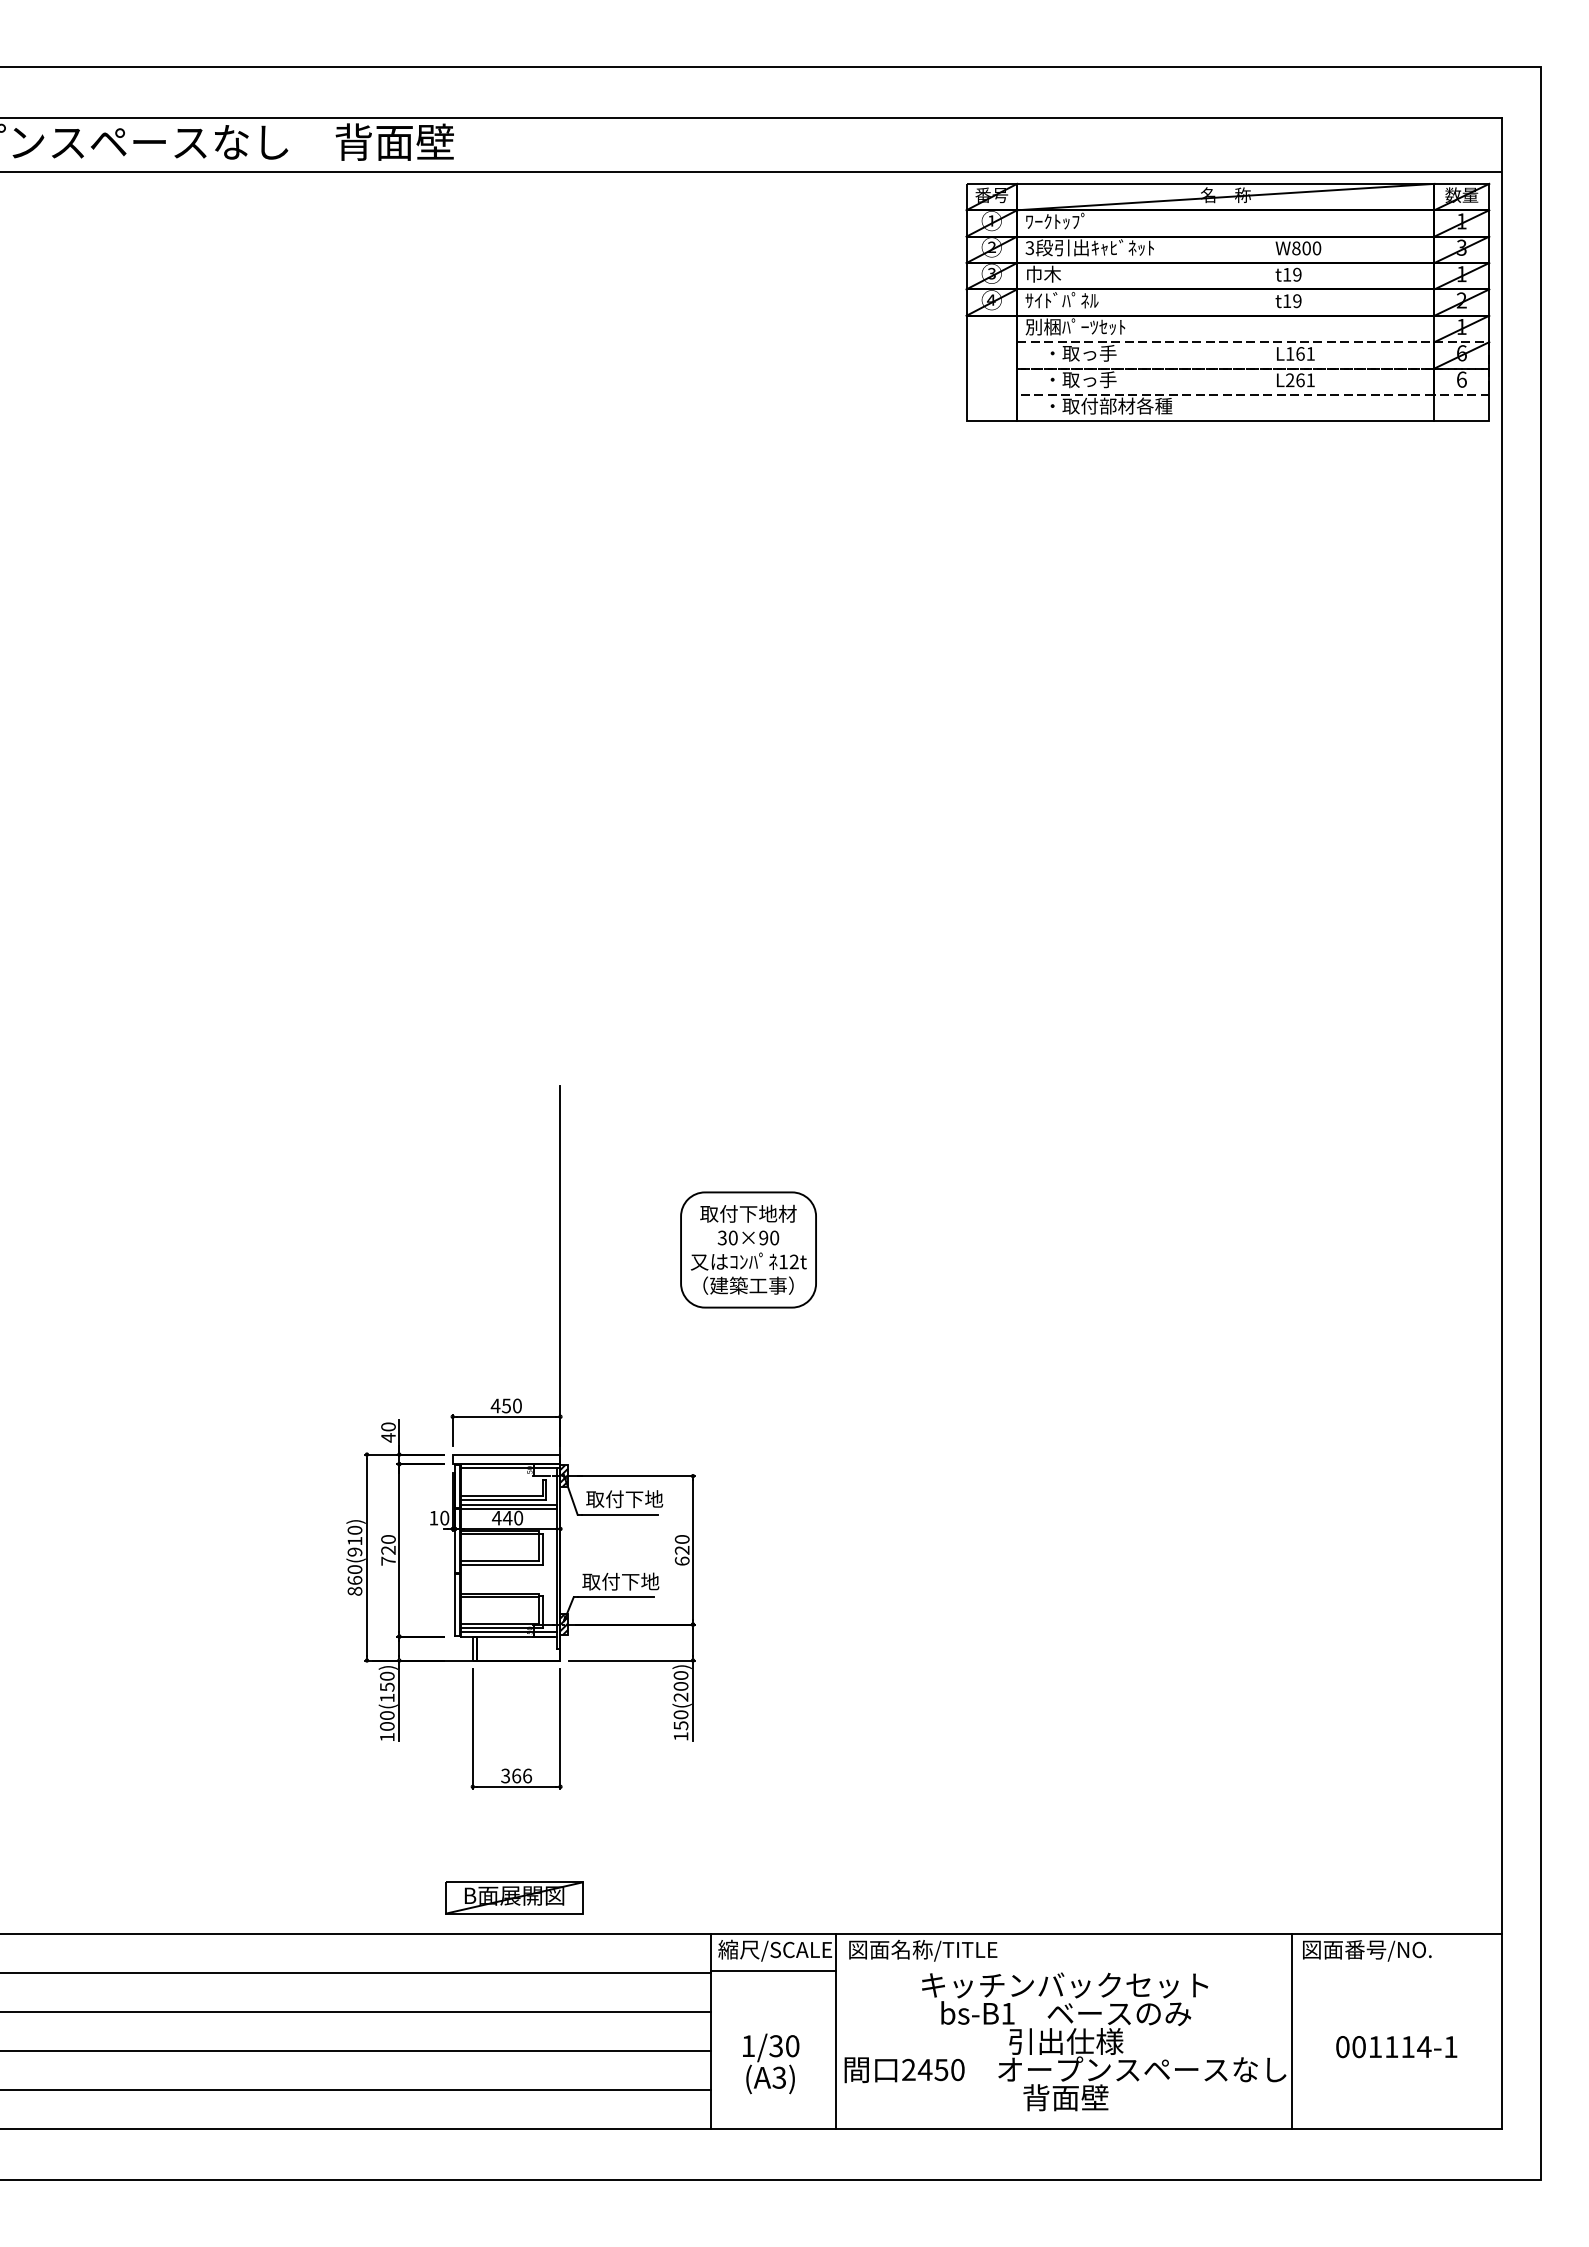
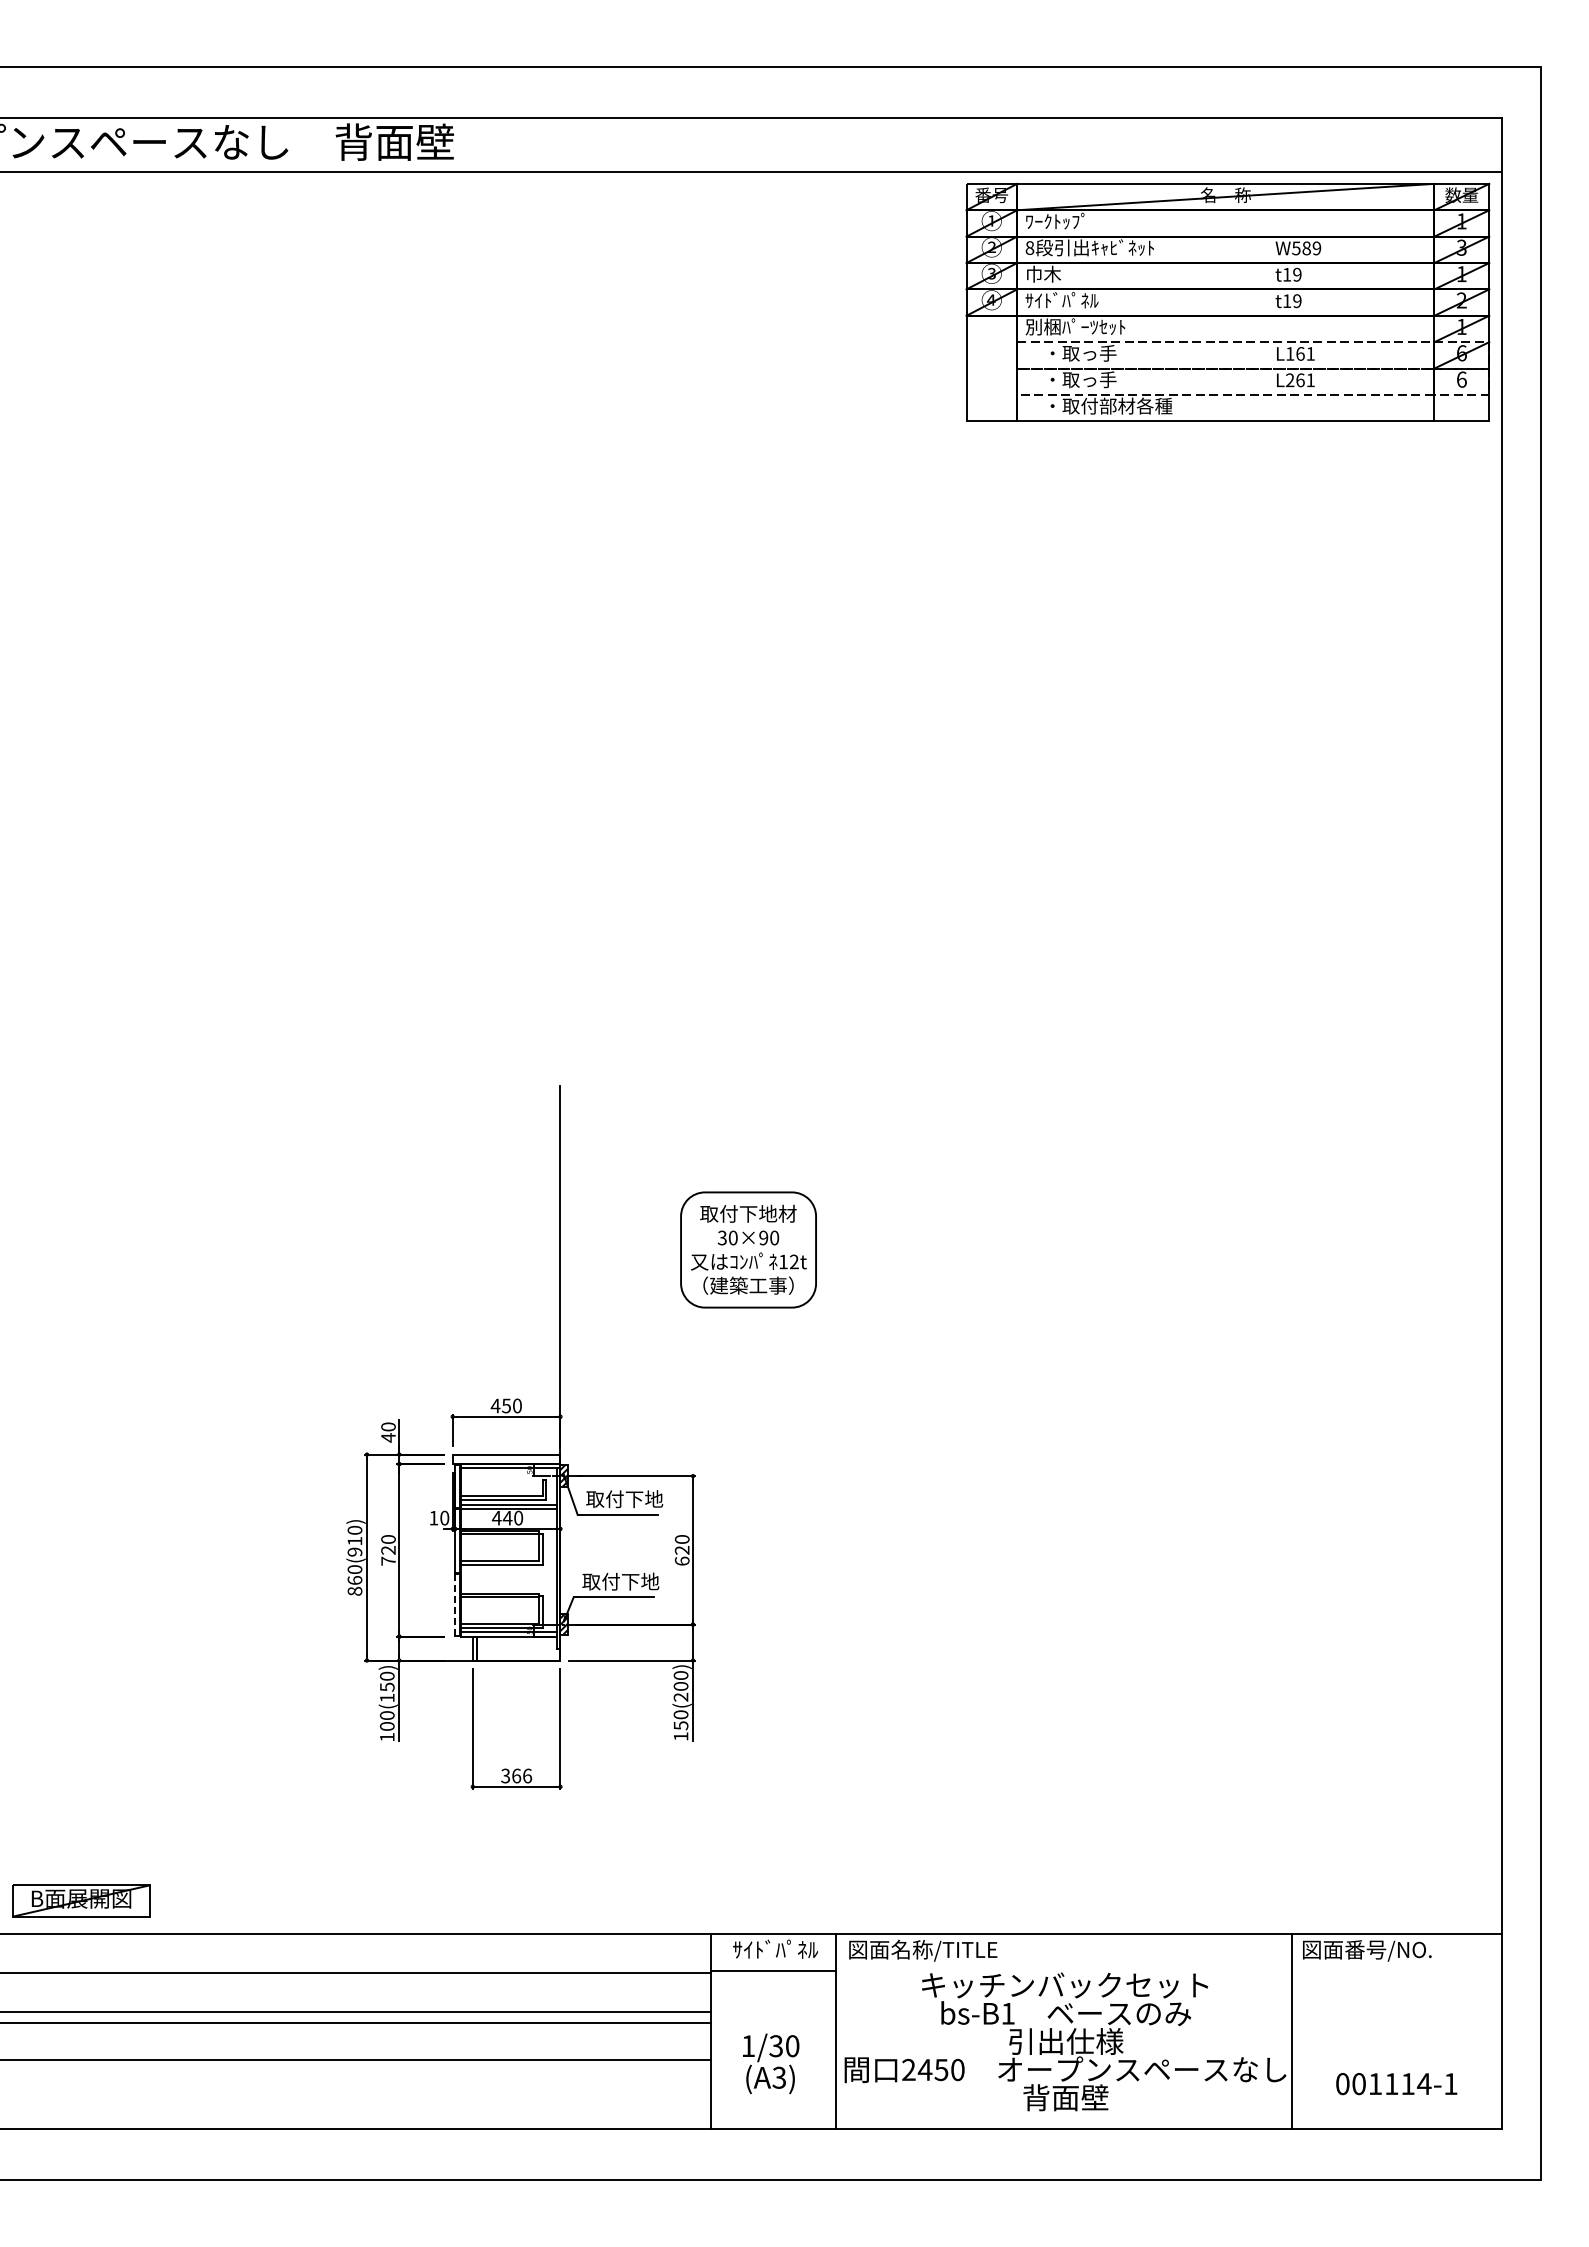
text: 3 -> 8 (1029, 247)
text: W800 -> W589 (1306, 248)
line: solid -> dashed (455, 1605)
part position: (514, 1897) -> (81, 1900) (81, 1900)
text: 縮尺/SCALE -> ｻｲﾄﾞﾊﾟﾈﾙ (775, 1950)
text position: (1396, 2047) -> (1396, 2084) (1396, 2084)
line position: (356, 2050) -> (356, 2022) (356, 2022)
line position: (356, 2089) -> (356, 2059) (356, 2059)
